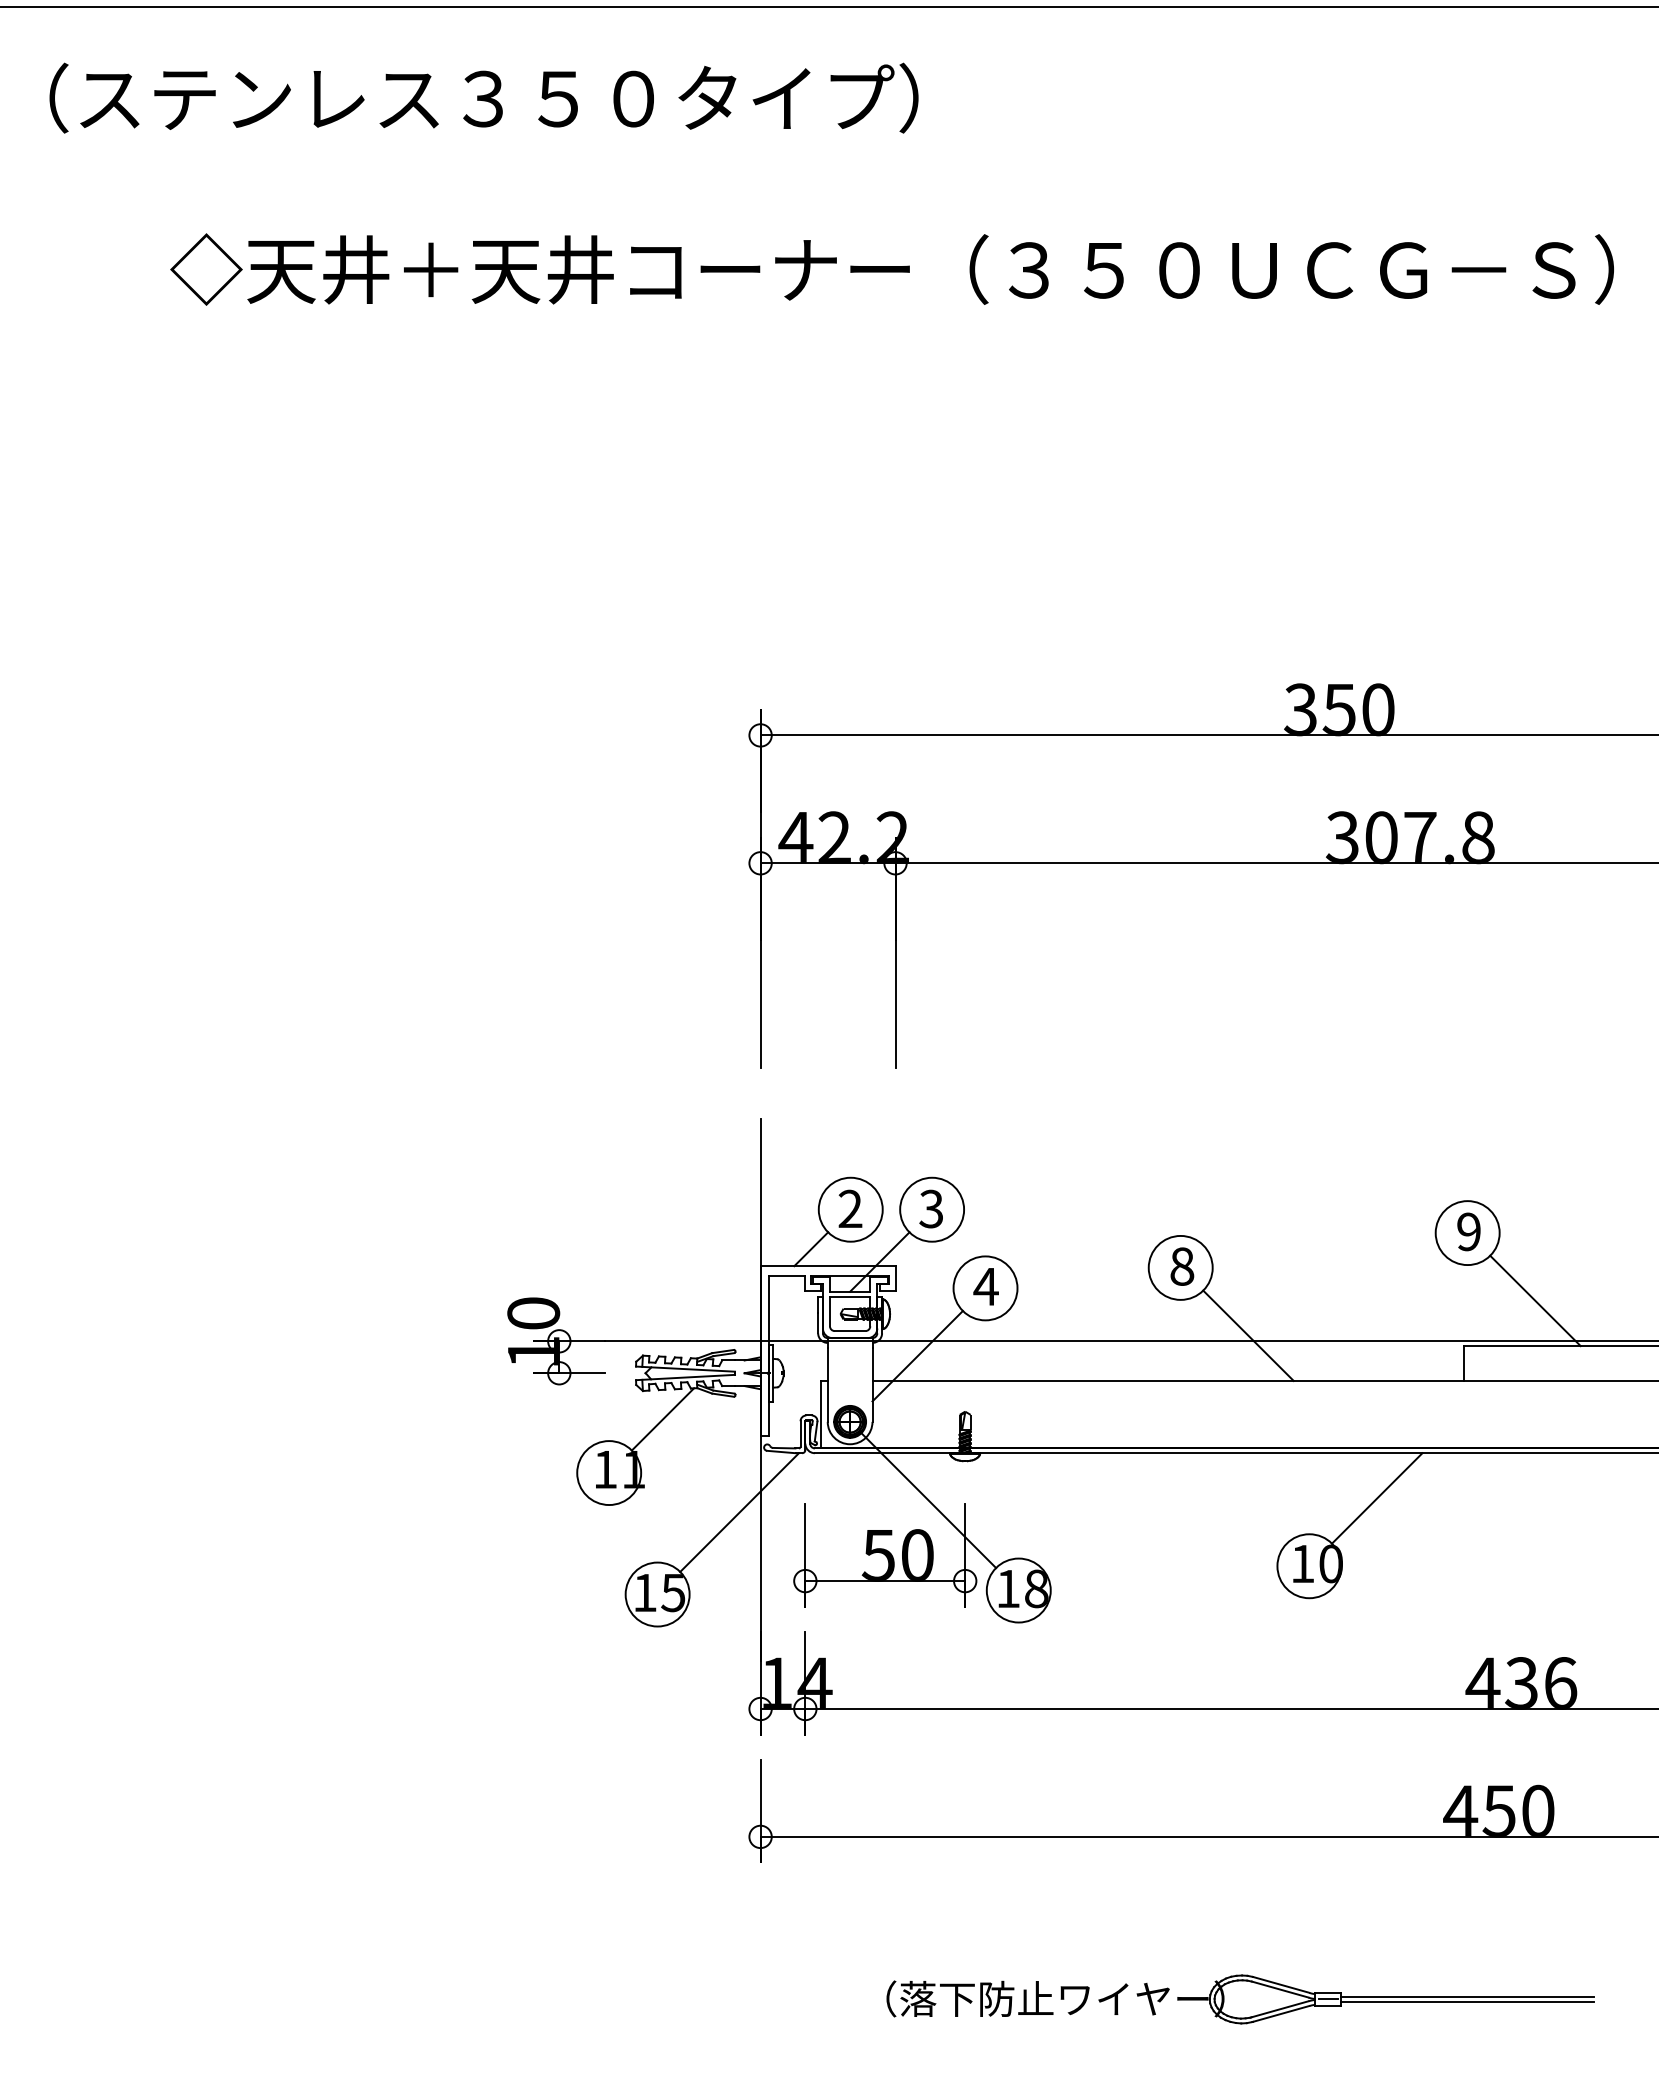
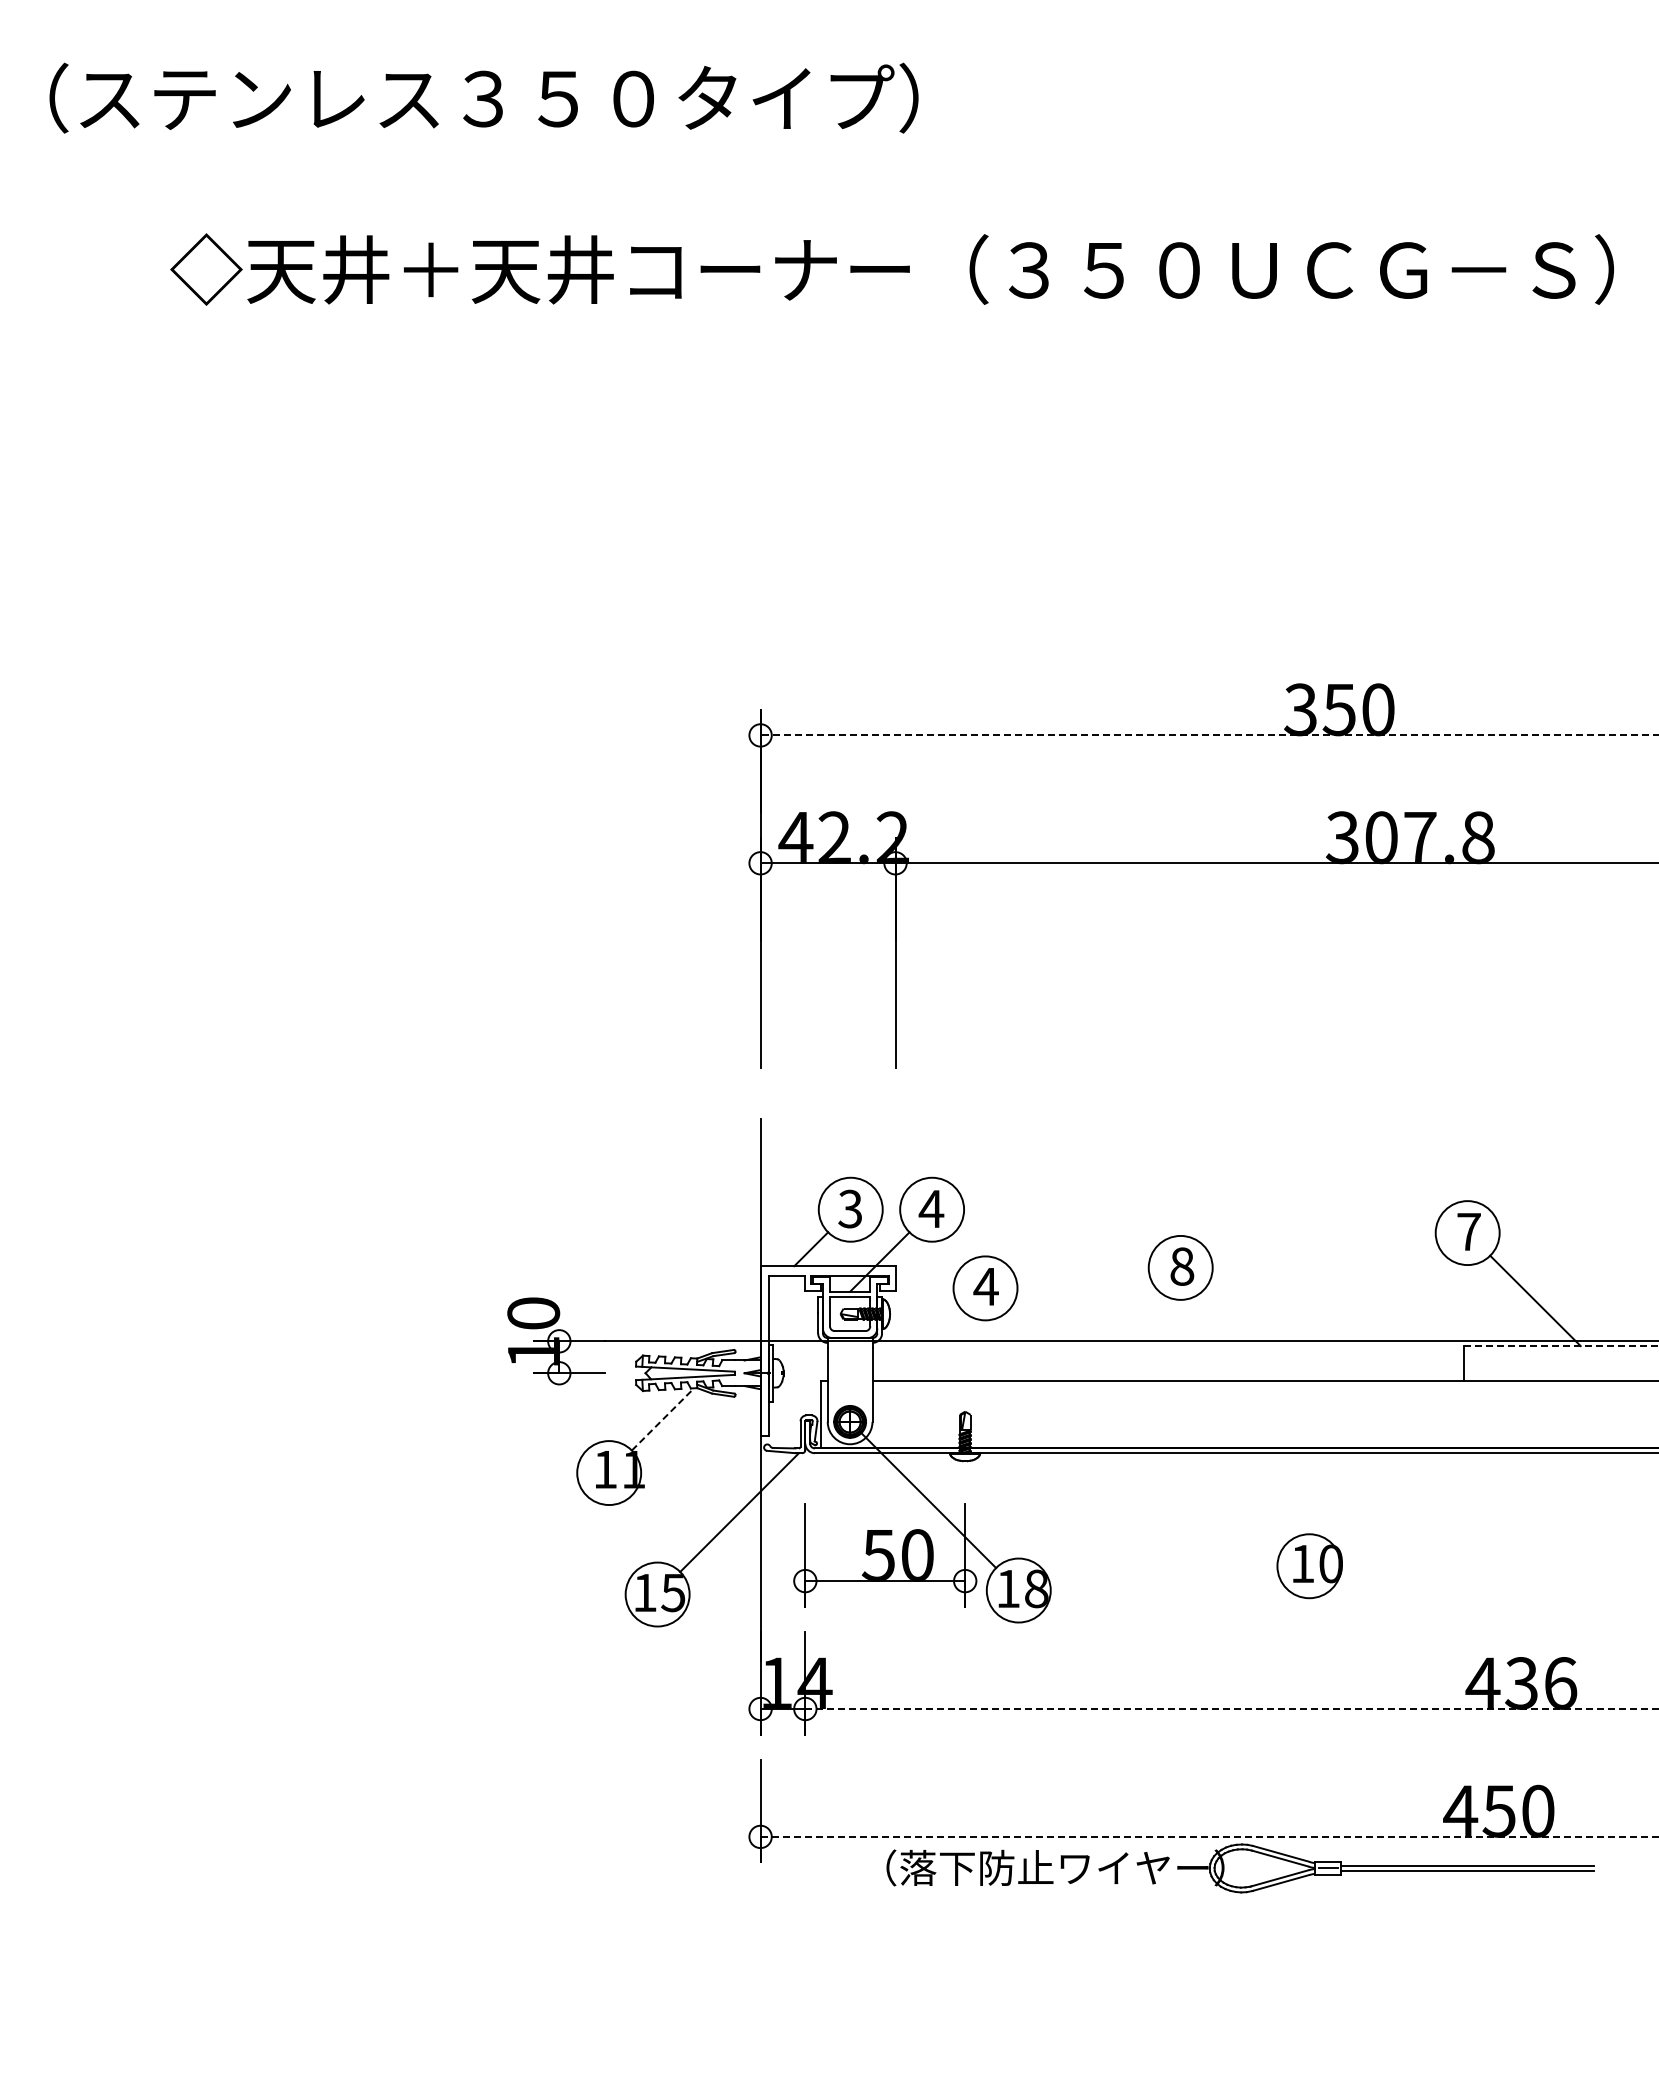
line: present -> none (828, 6)
line: solid -> dashed (1209, 735)
text: 3 -> 4 (931, 1208)
text: 2 -> 3 (850, 1209)
text: 9 -> 7 (1468, 1231)
line: present -> none (1248, 1335)
line: solid -> dashed (1561, 1346)
line: present -> none (917, 1356)
line: solid -> dashed (663, 1419)
line: present -> none (1376, 1498)
line: solid -> dashed (1232, 1709)
line: solid -> dashed (1209, 1836)
part position: (1240, 1999) -> (1240, 1868) (1240, 1868)
